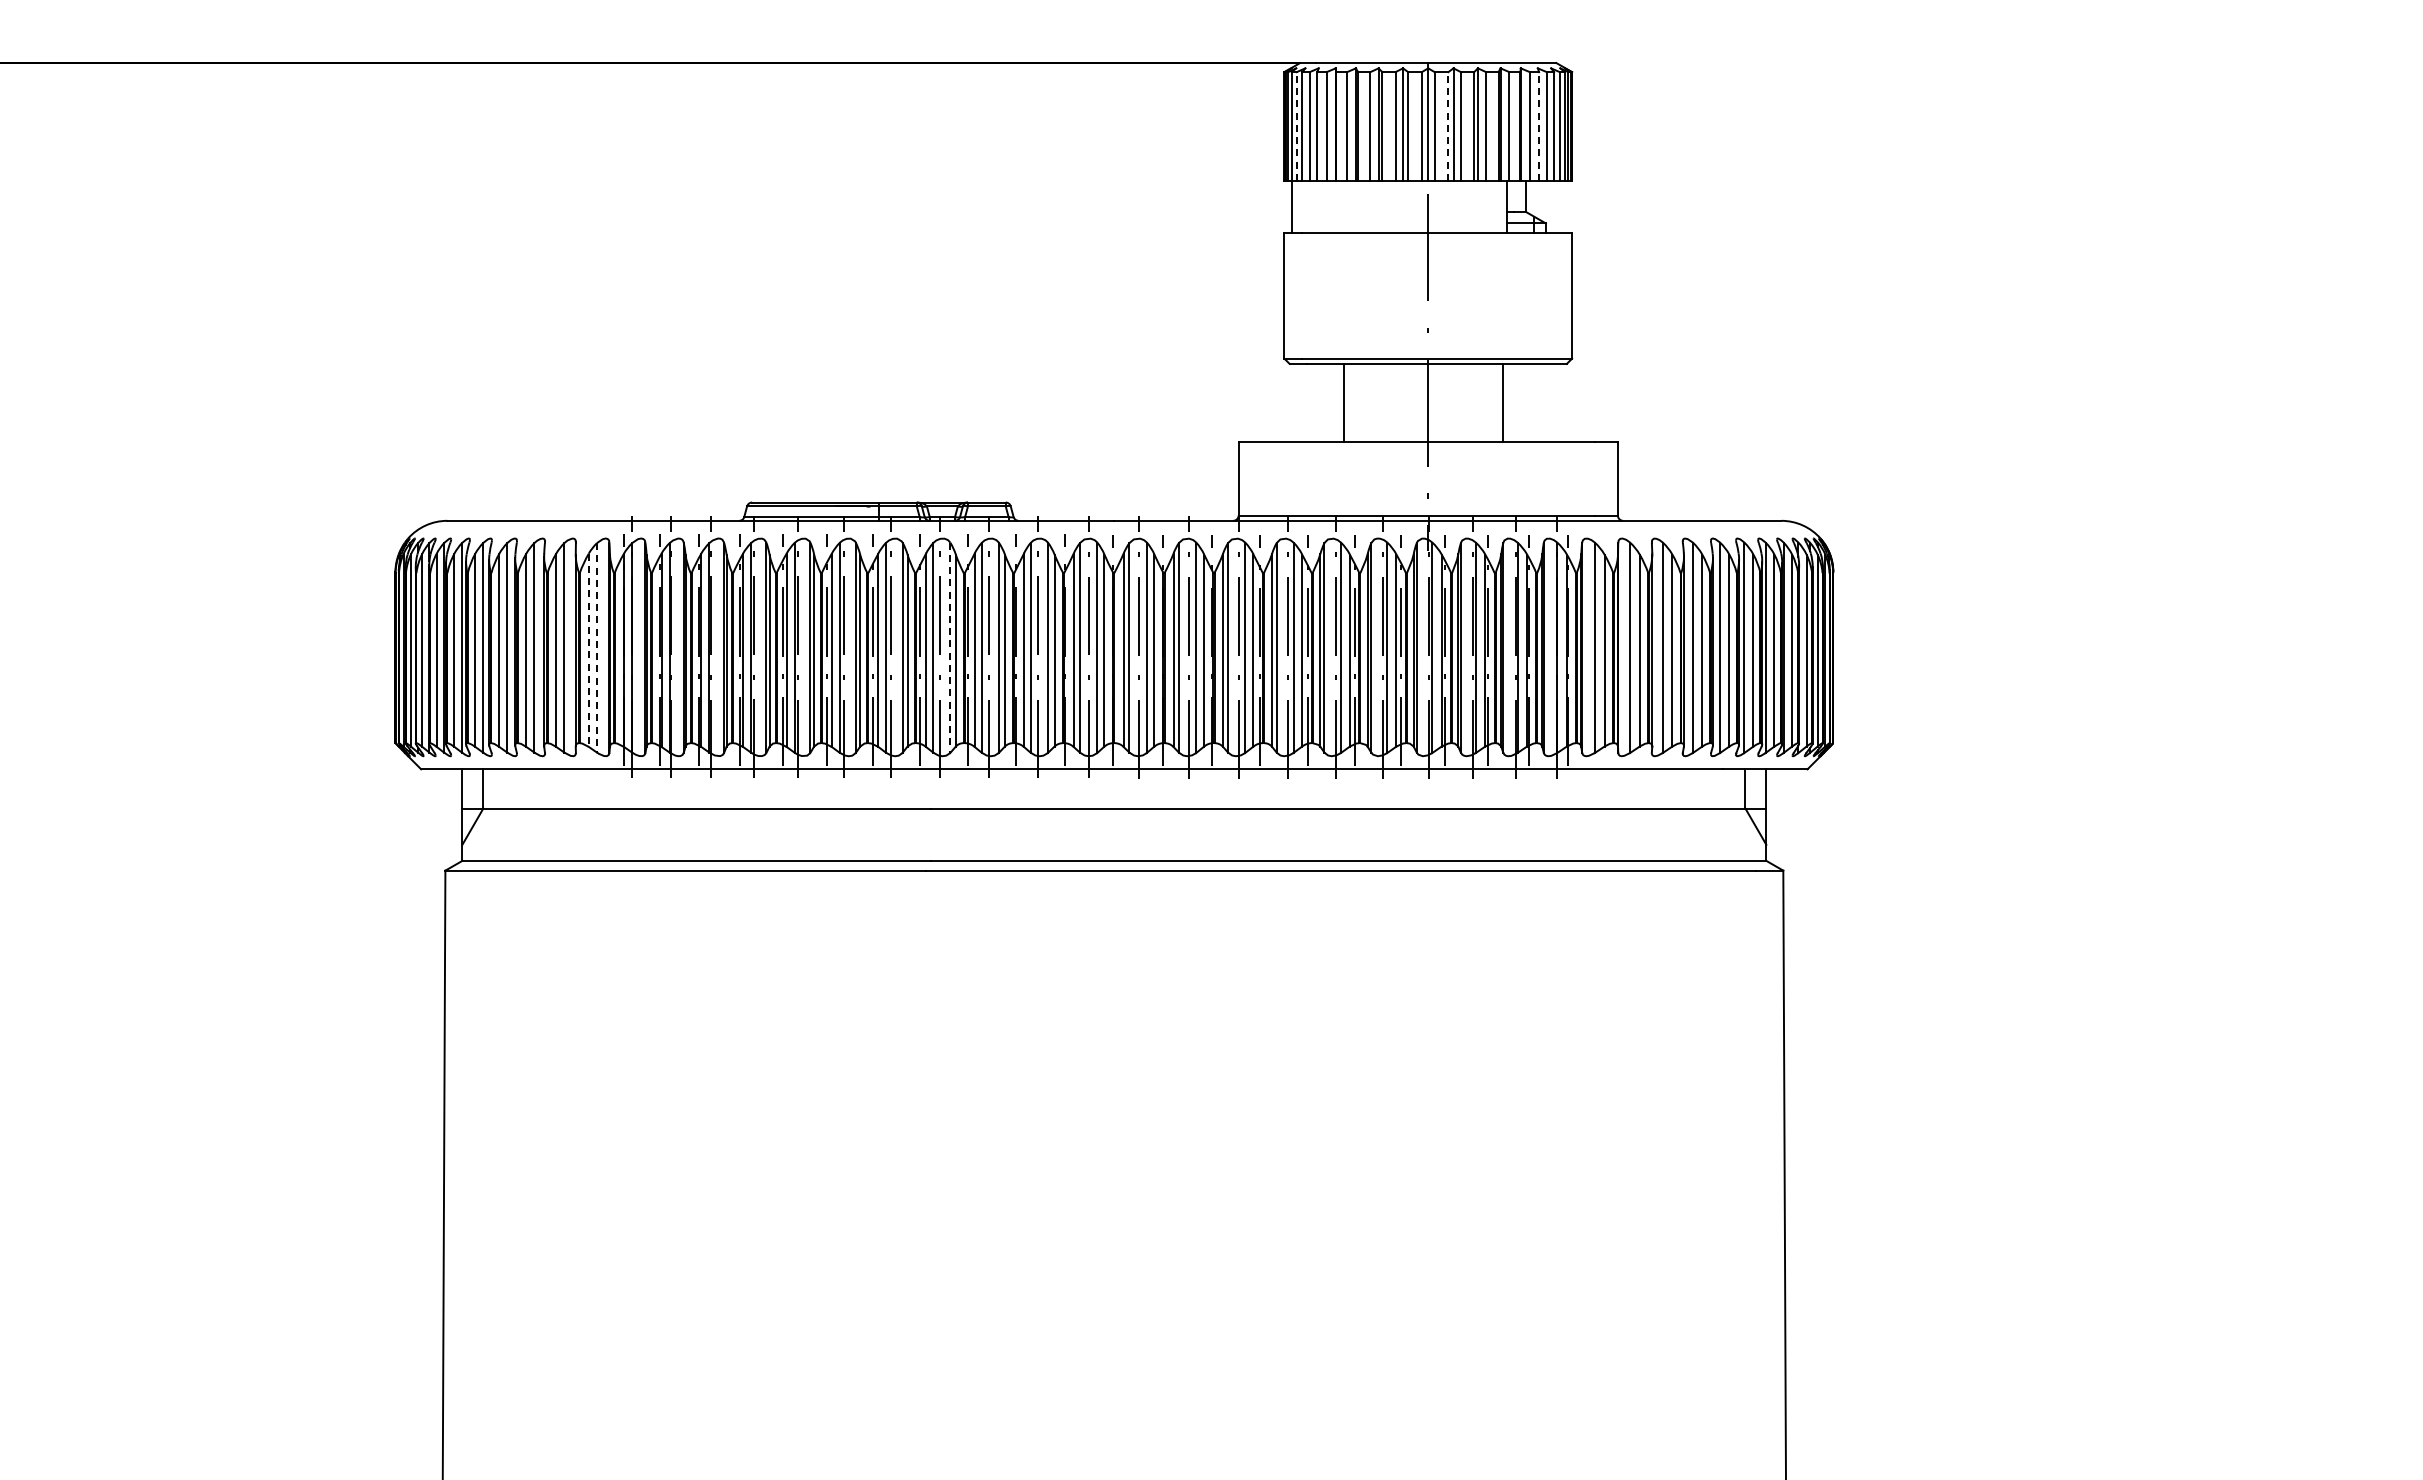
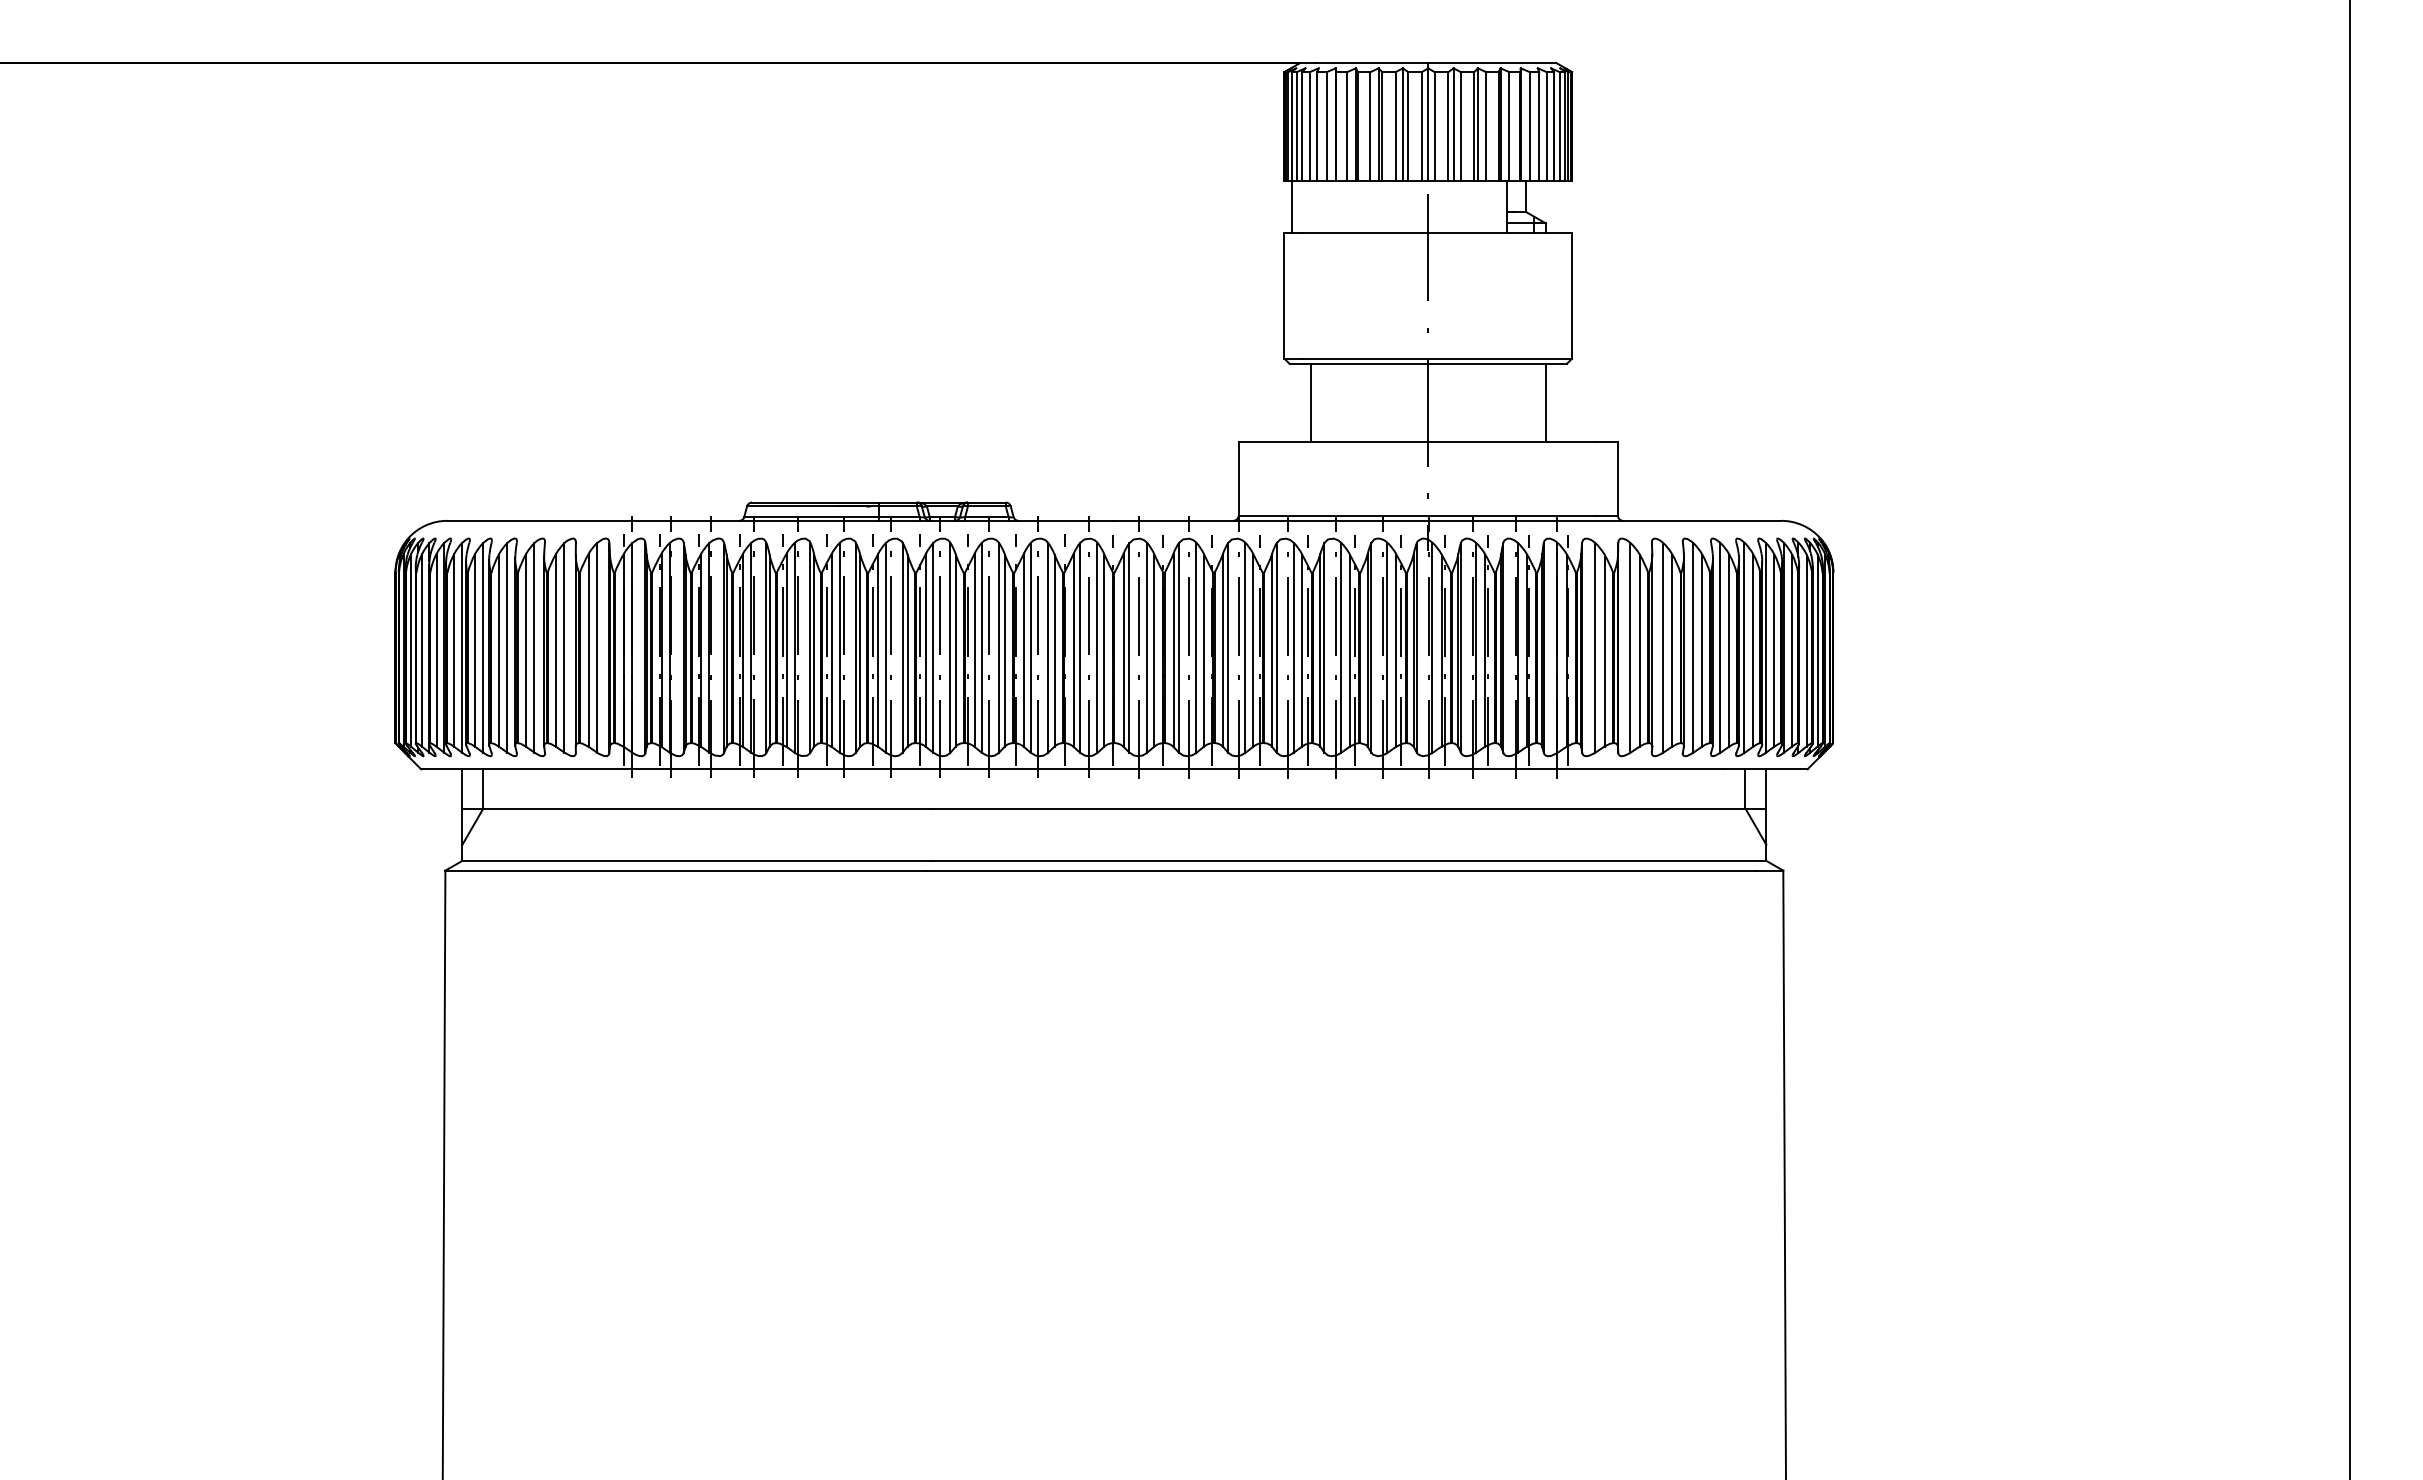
line: dashed -> solid (1296, 125)
line: dashed -> solid (1448, 125)
line: dashed -> solid (1539, 125)
line position: (1343, 402) -> (1310, 402) (1310, 402)
line position: (1502, 402) -> (1545, 402) (1545, 402)
line: dashed -> solid (597, 647)
line: dashed -> solid (950, 648)
line: dashed -> solid (588, 650)
line: none -> present (2350, 739)
